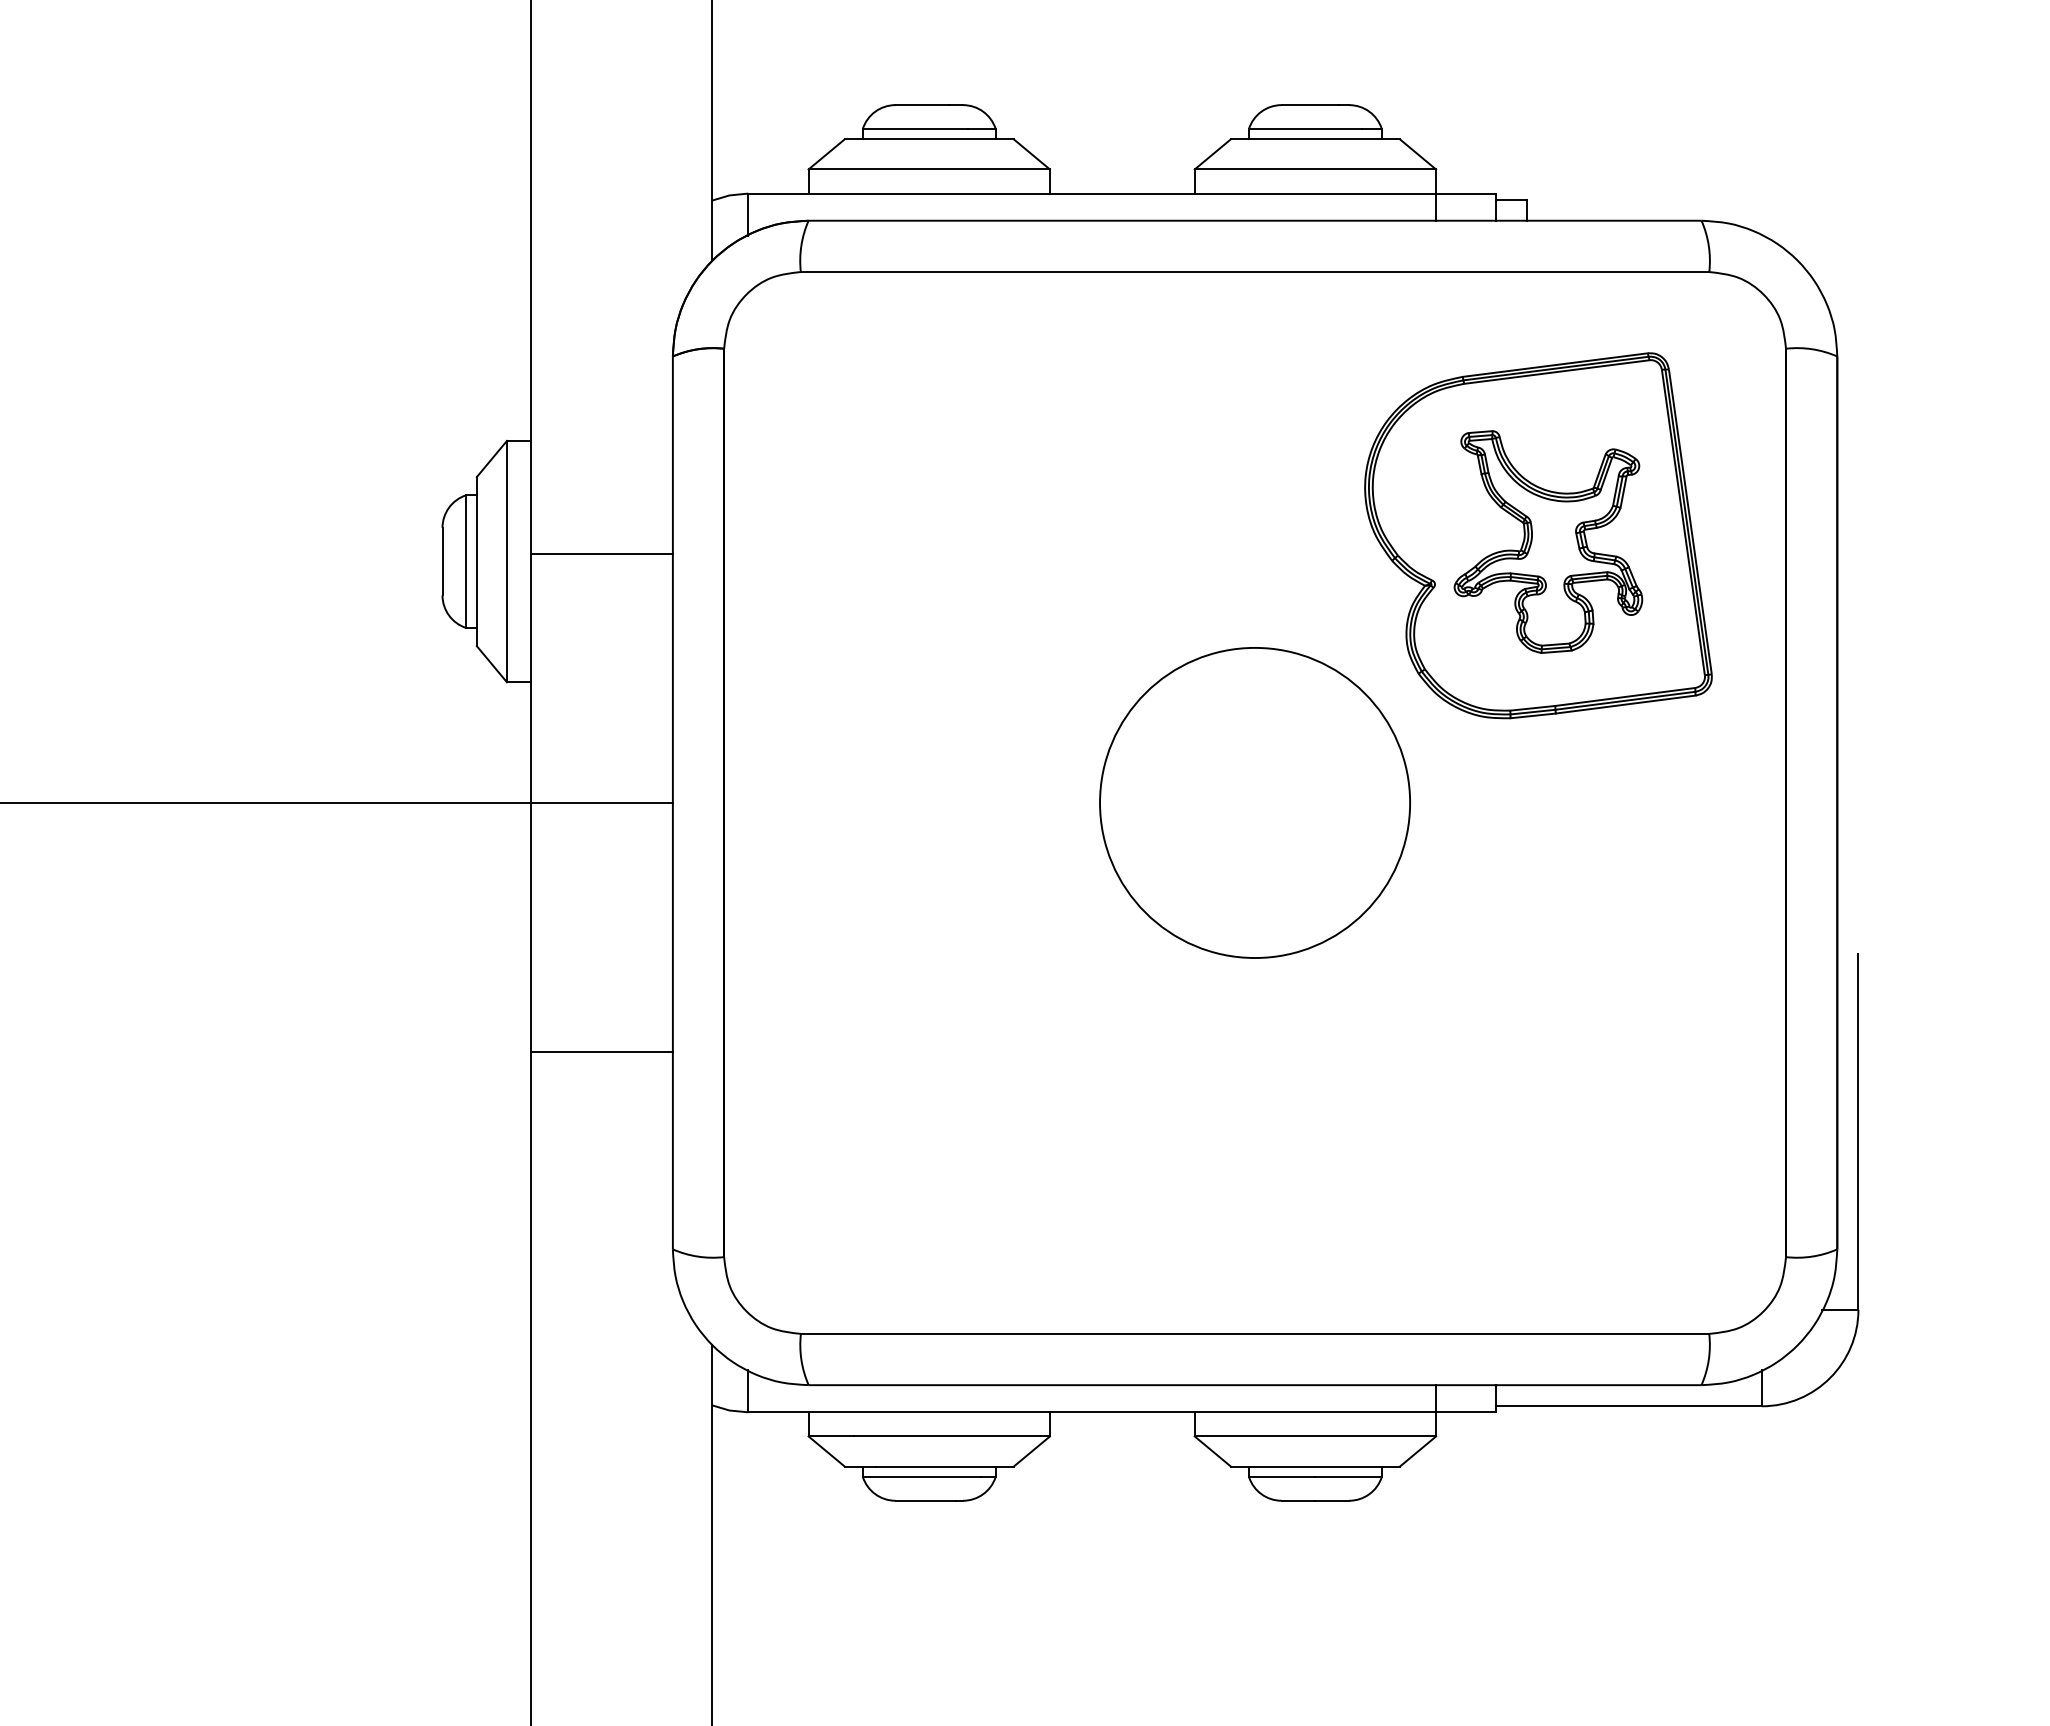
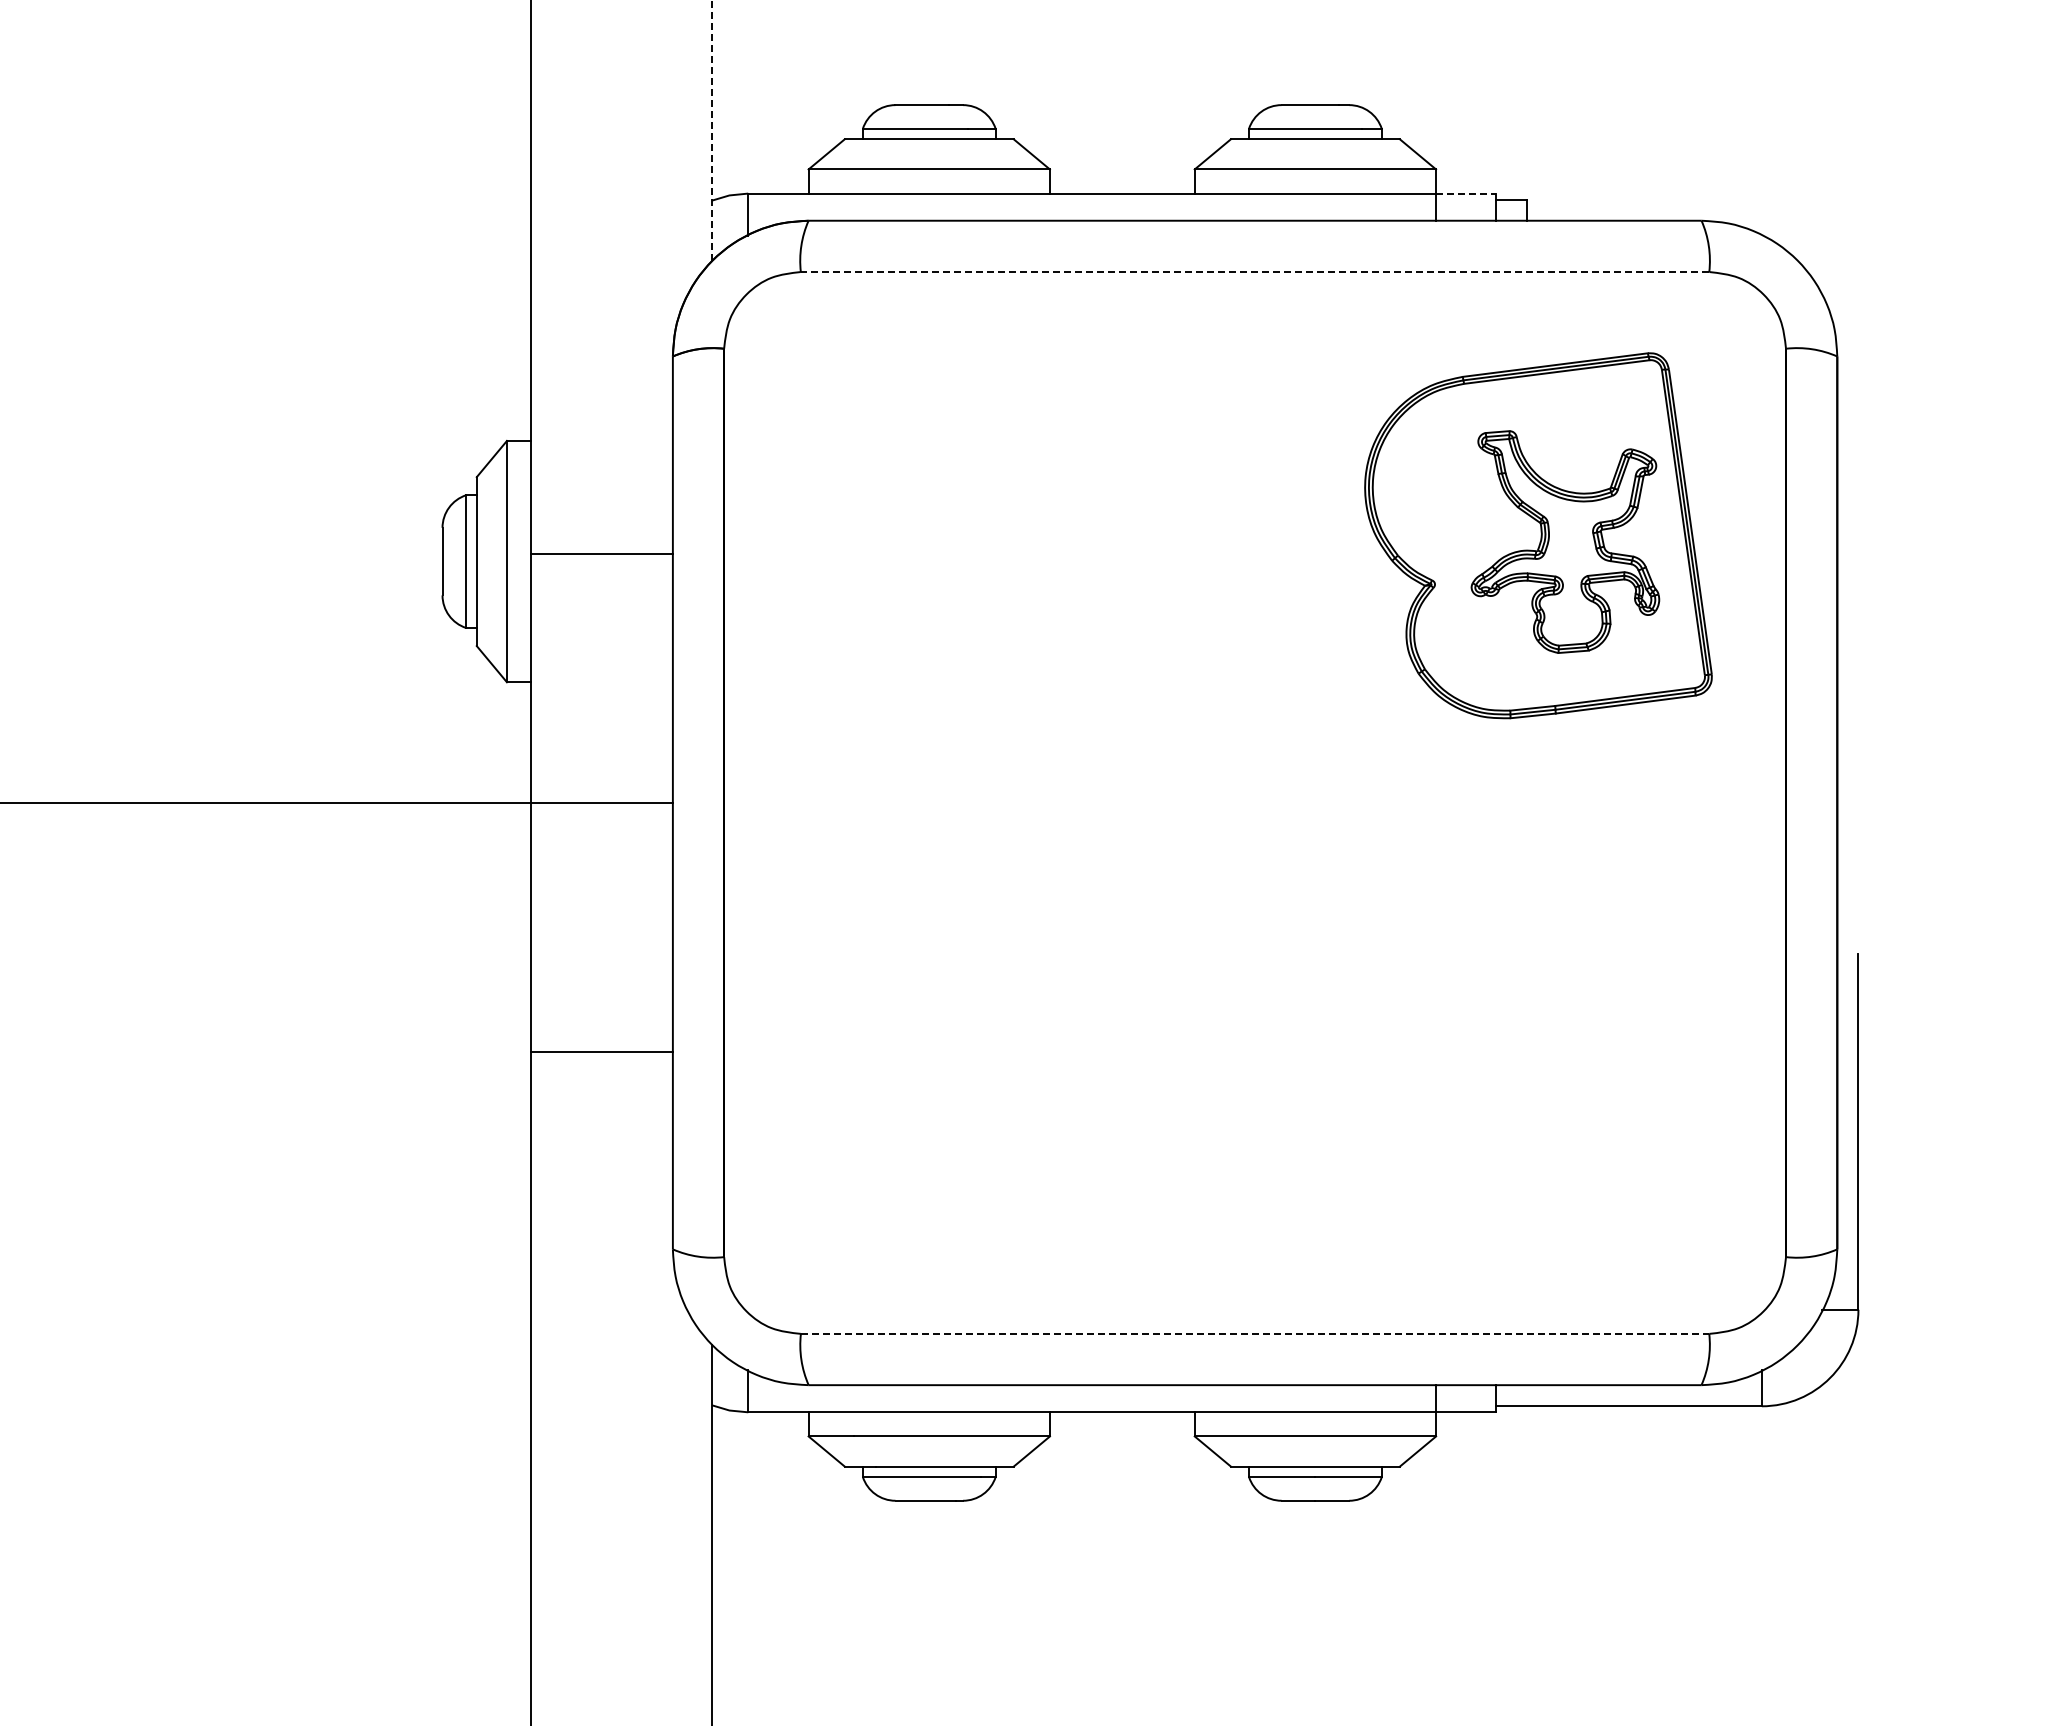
line: solid -> dashed (712, 131)
line: solid -> dashed (1466, 193)
line: solid -> dashed (1254, 272)
part position: (1548, 541) -> (1565, 541) (1565, 541)
circle: present -> none (1254, 802)
line: solid -> dashed (1255, 1333)
